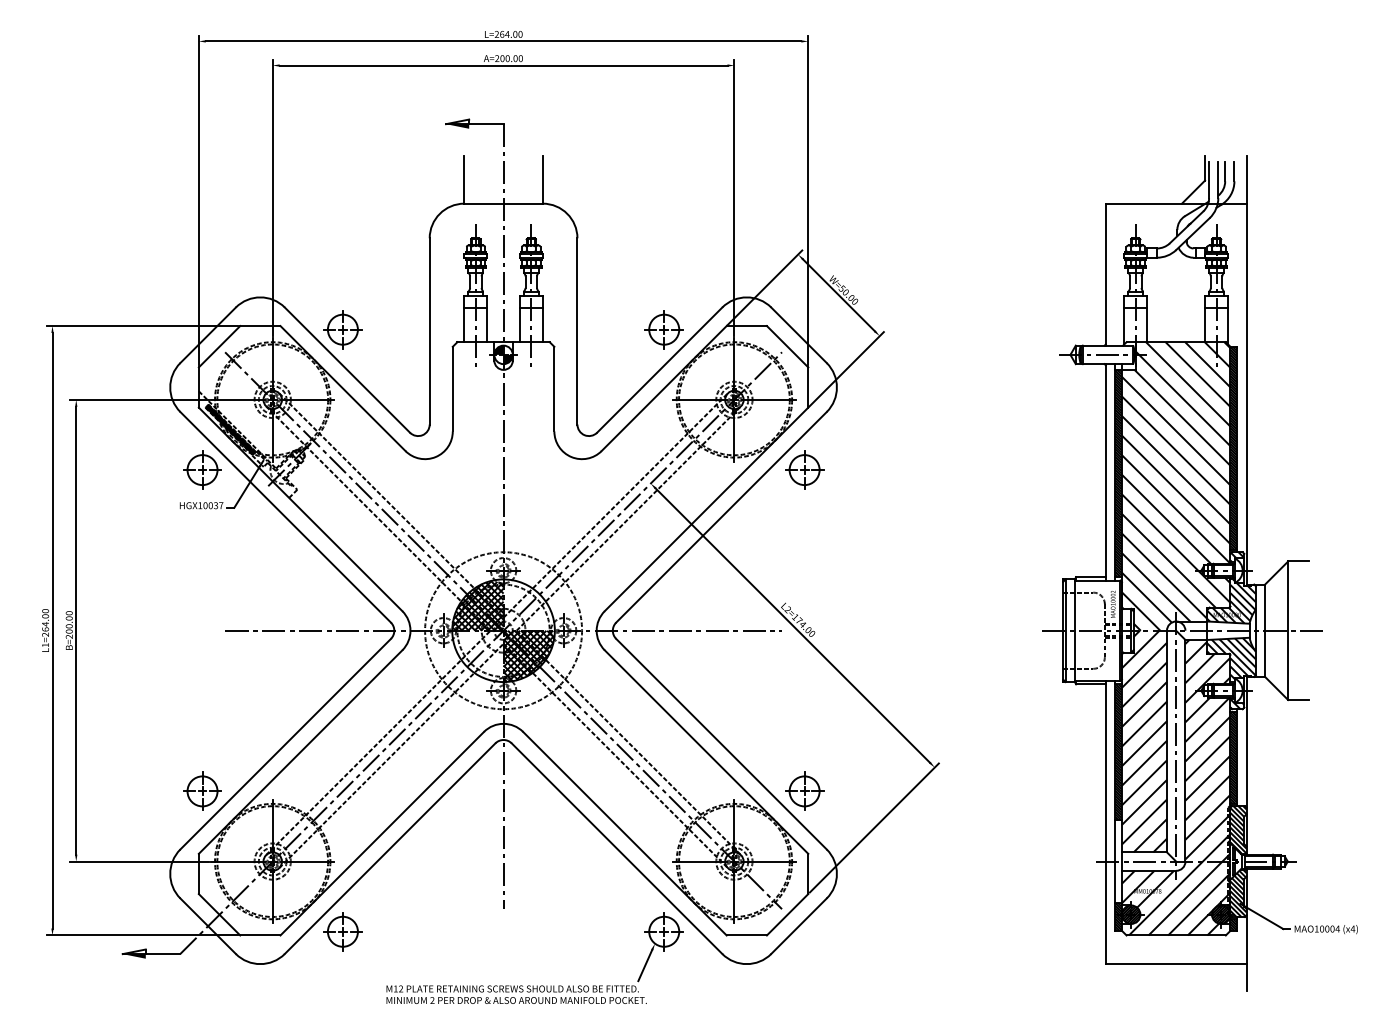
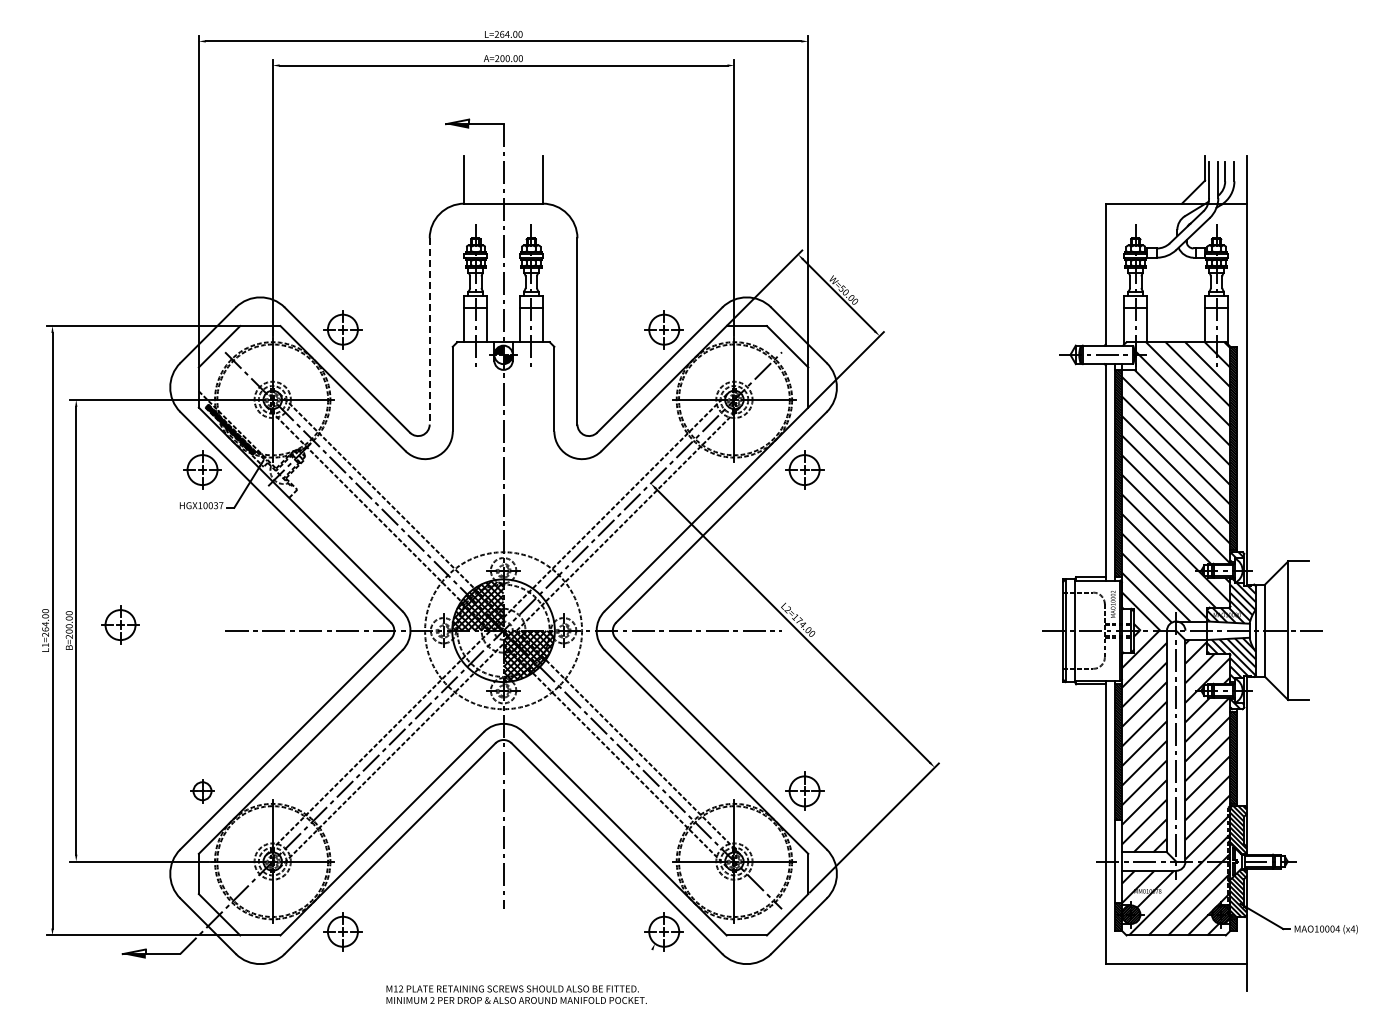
line: solid -> dashed (429, 331)
part: none -> present (120, 624)
part size: 39x40 px -> 25x25 px (202, 791)
line: present -> none (645, 965)
